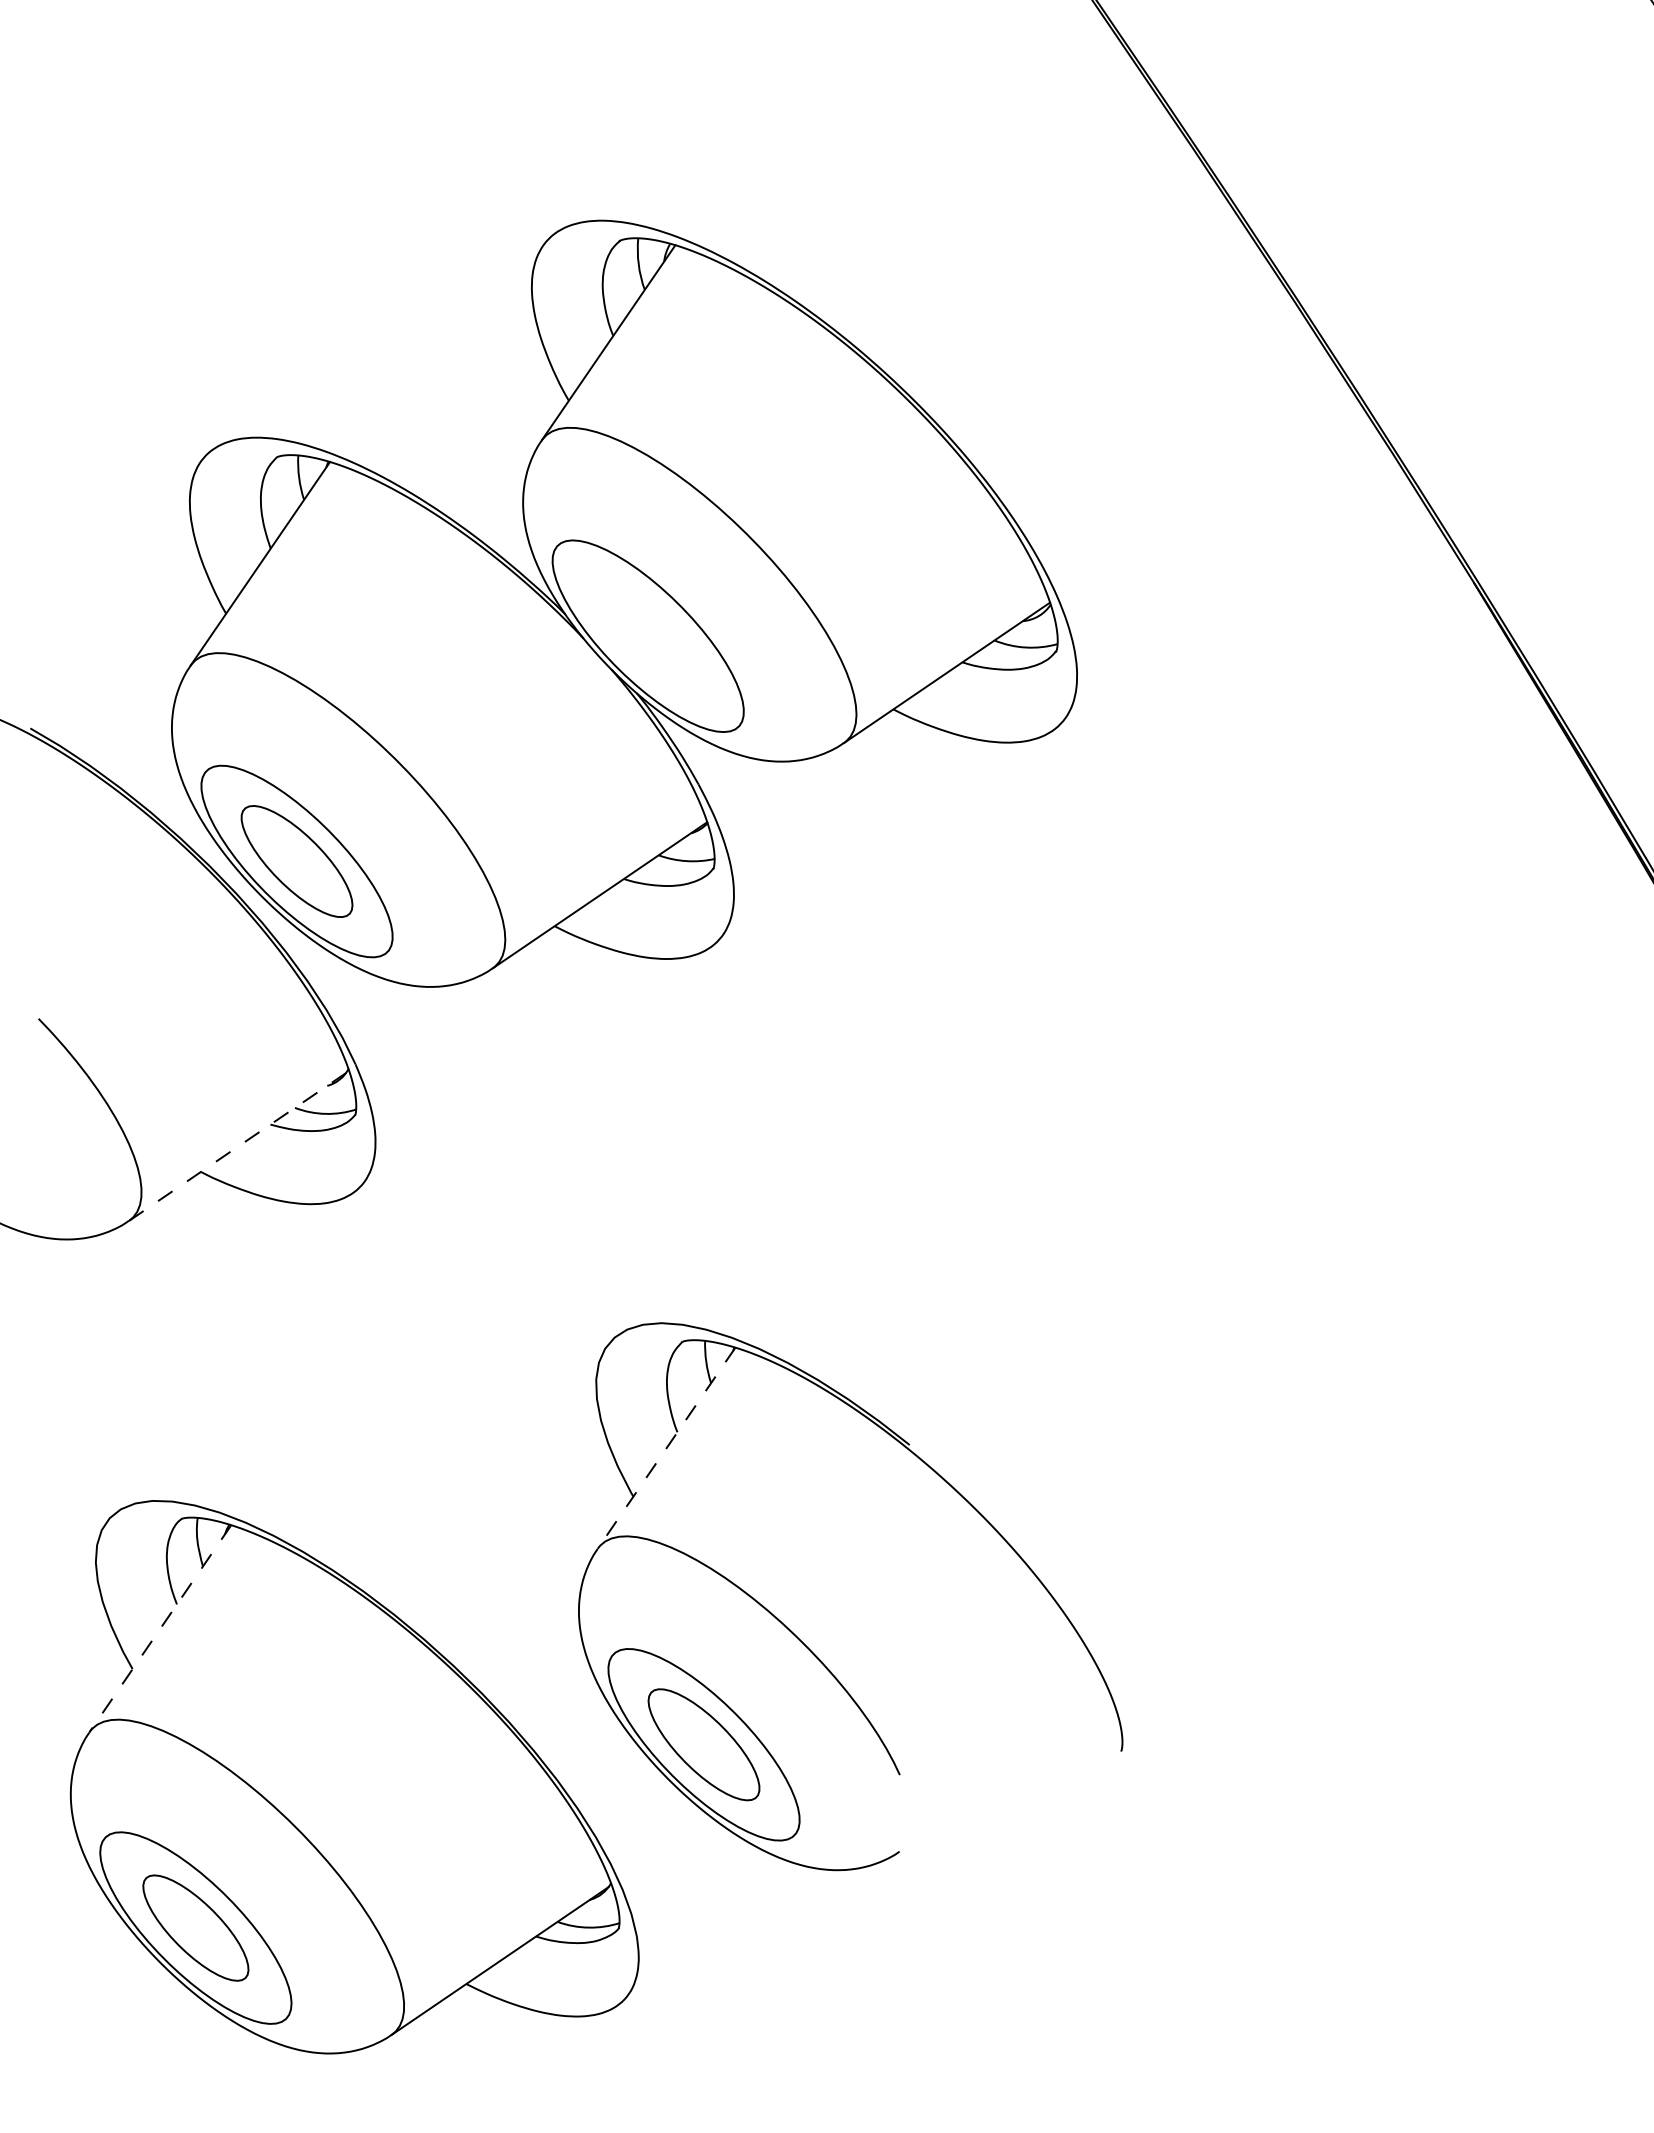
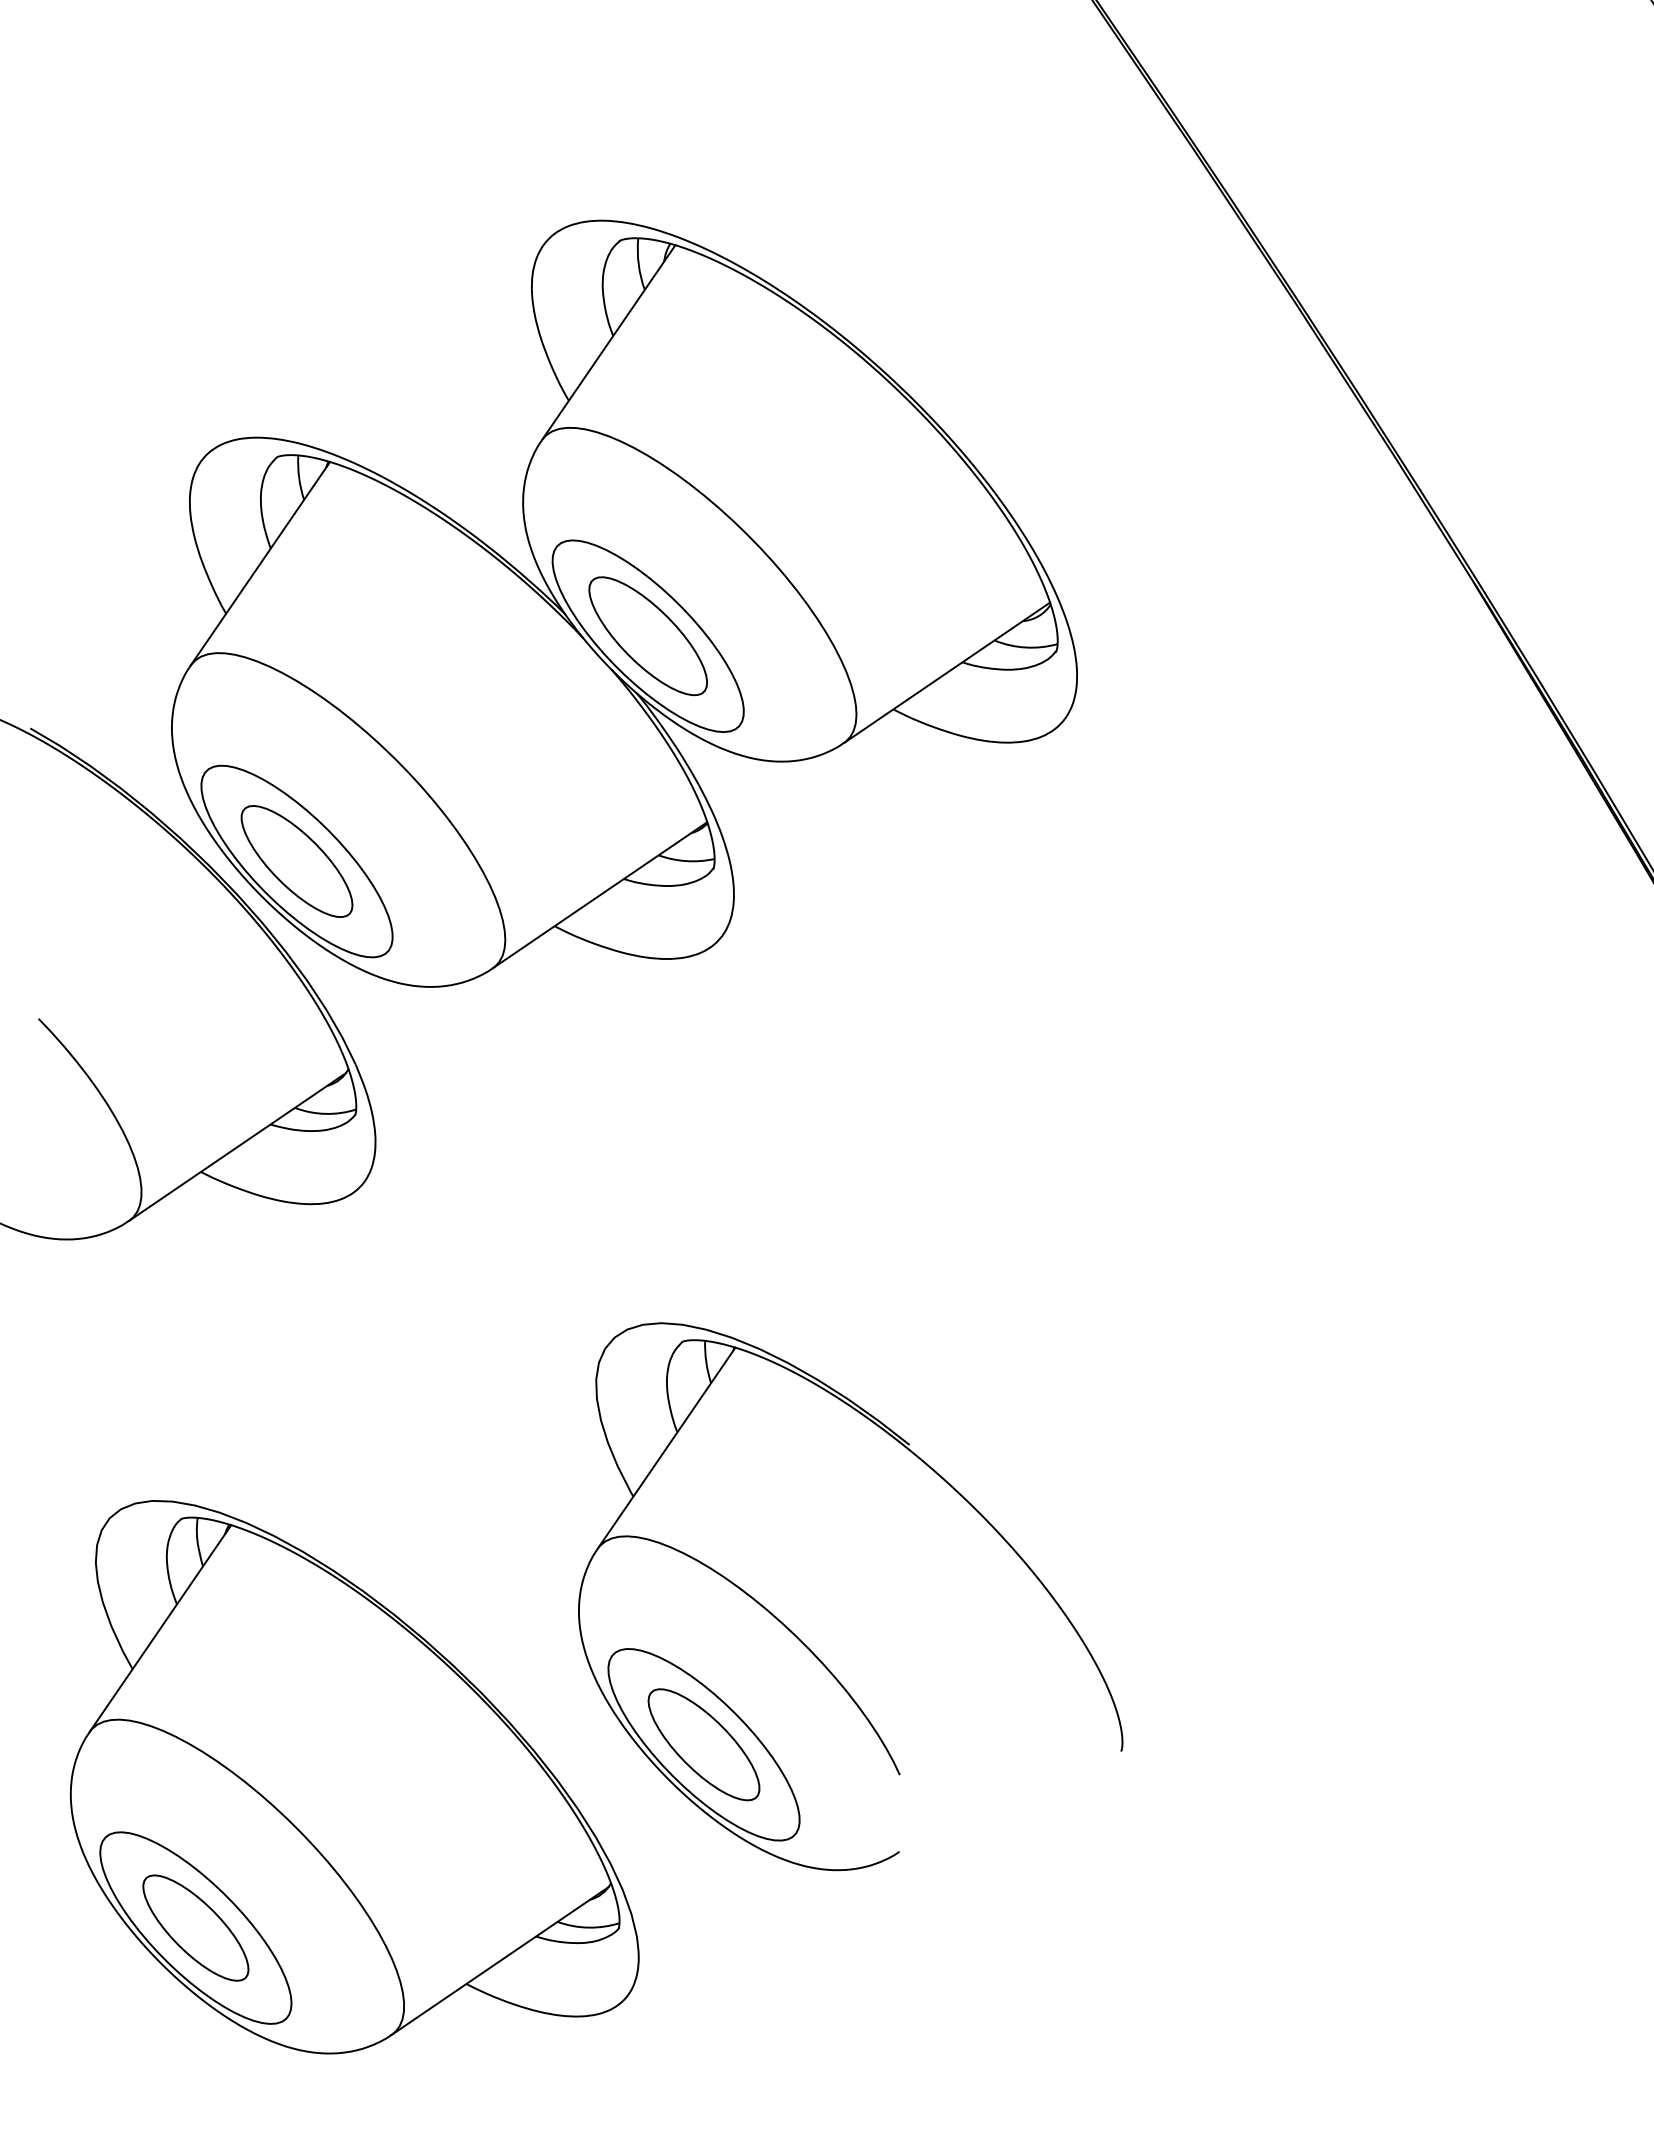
part: none -> present (647, 636)
line: dashed -> solid (237, 1146)
line: dashed -> solid (666, 1448)
line: dashed -> solid (160, 1629)
